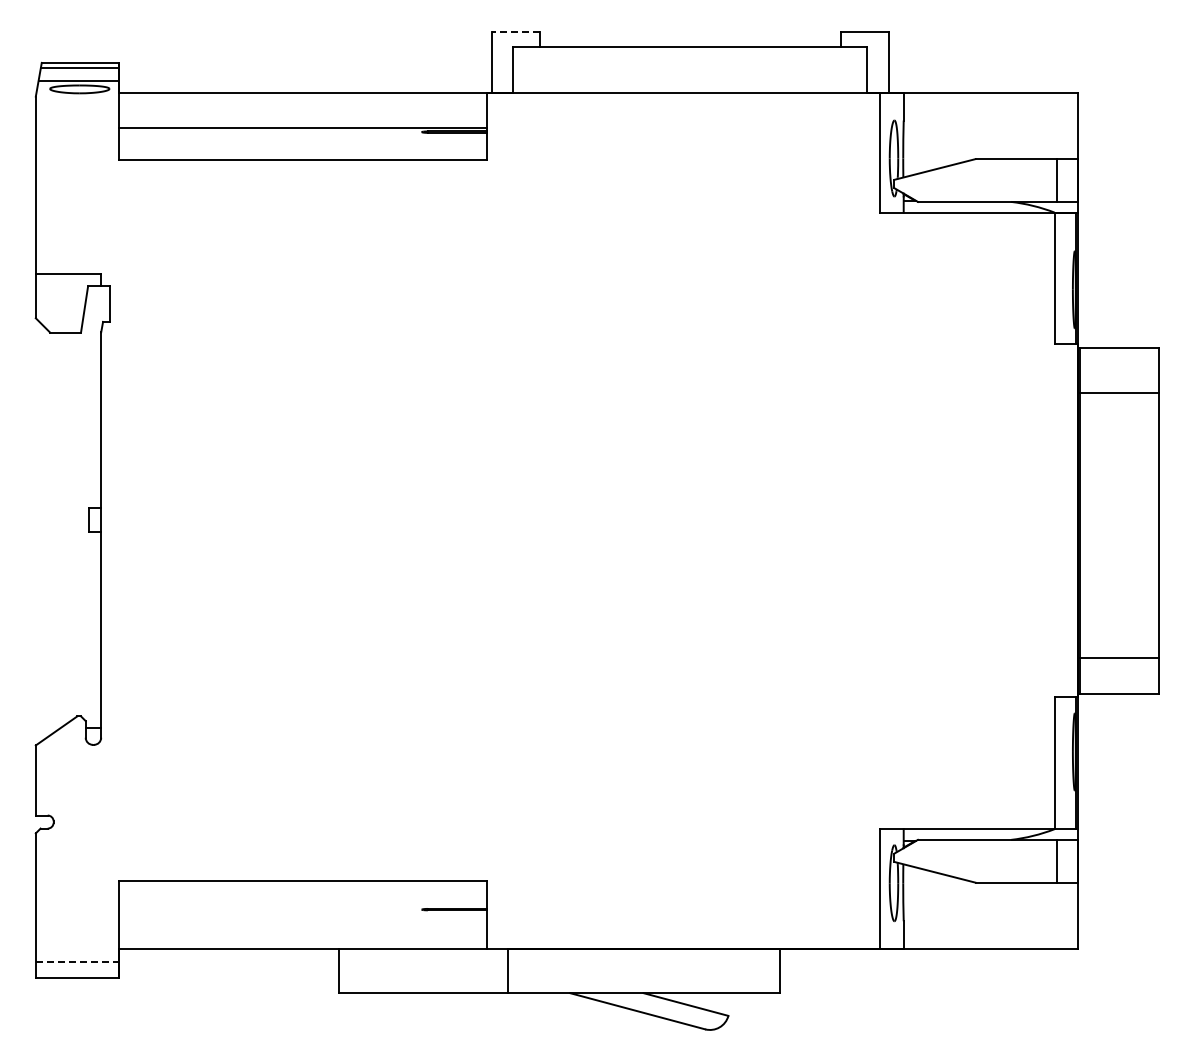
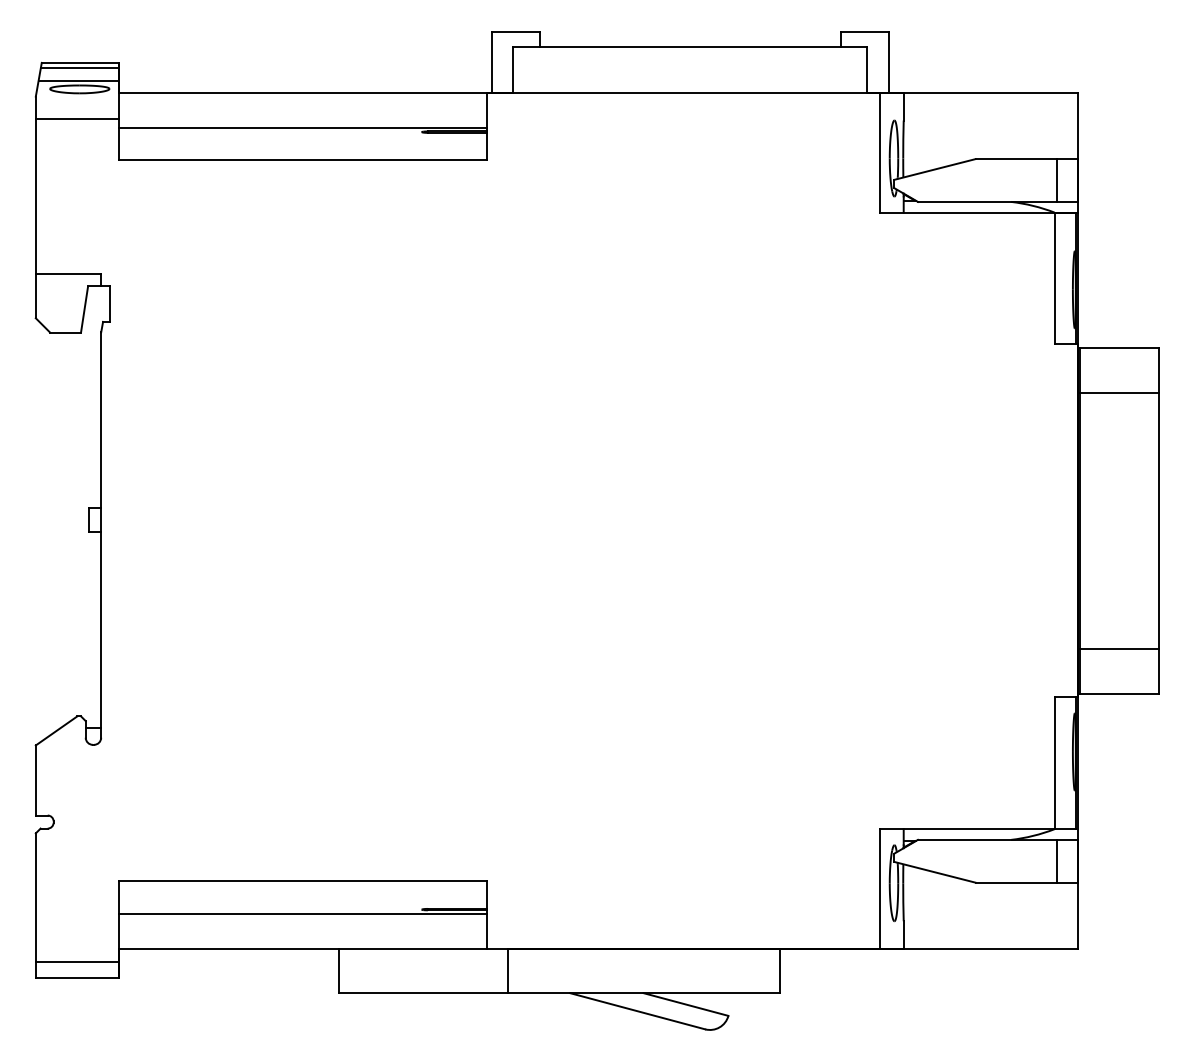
line: dashed -> solid (515, 32)
line: none -> present (77, 118)
line position: (1119, 657) -> (1119, 648) (1119, 648)
line: none -> present (303, 913)
line: dashed -> solid (77, 961)
